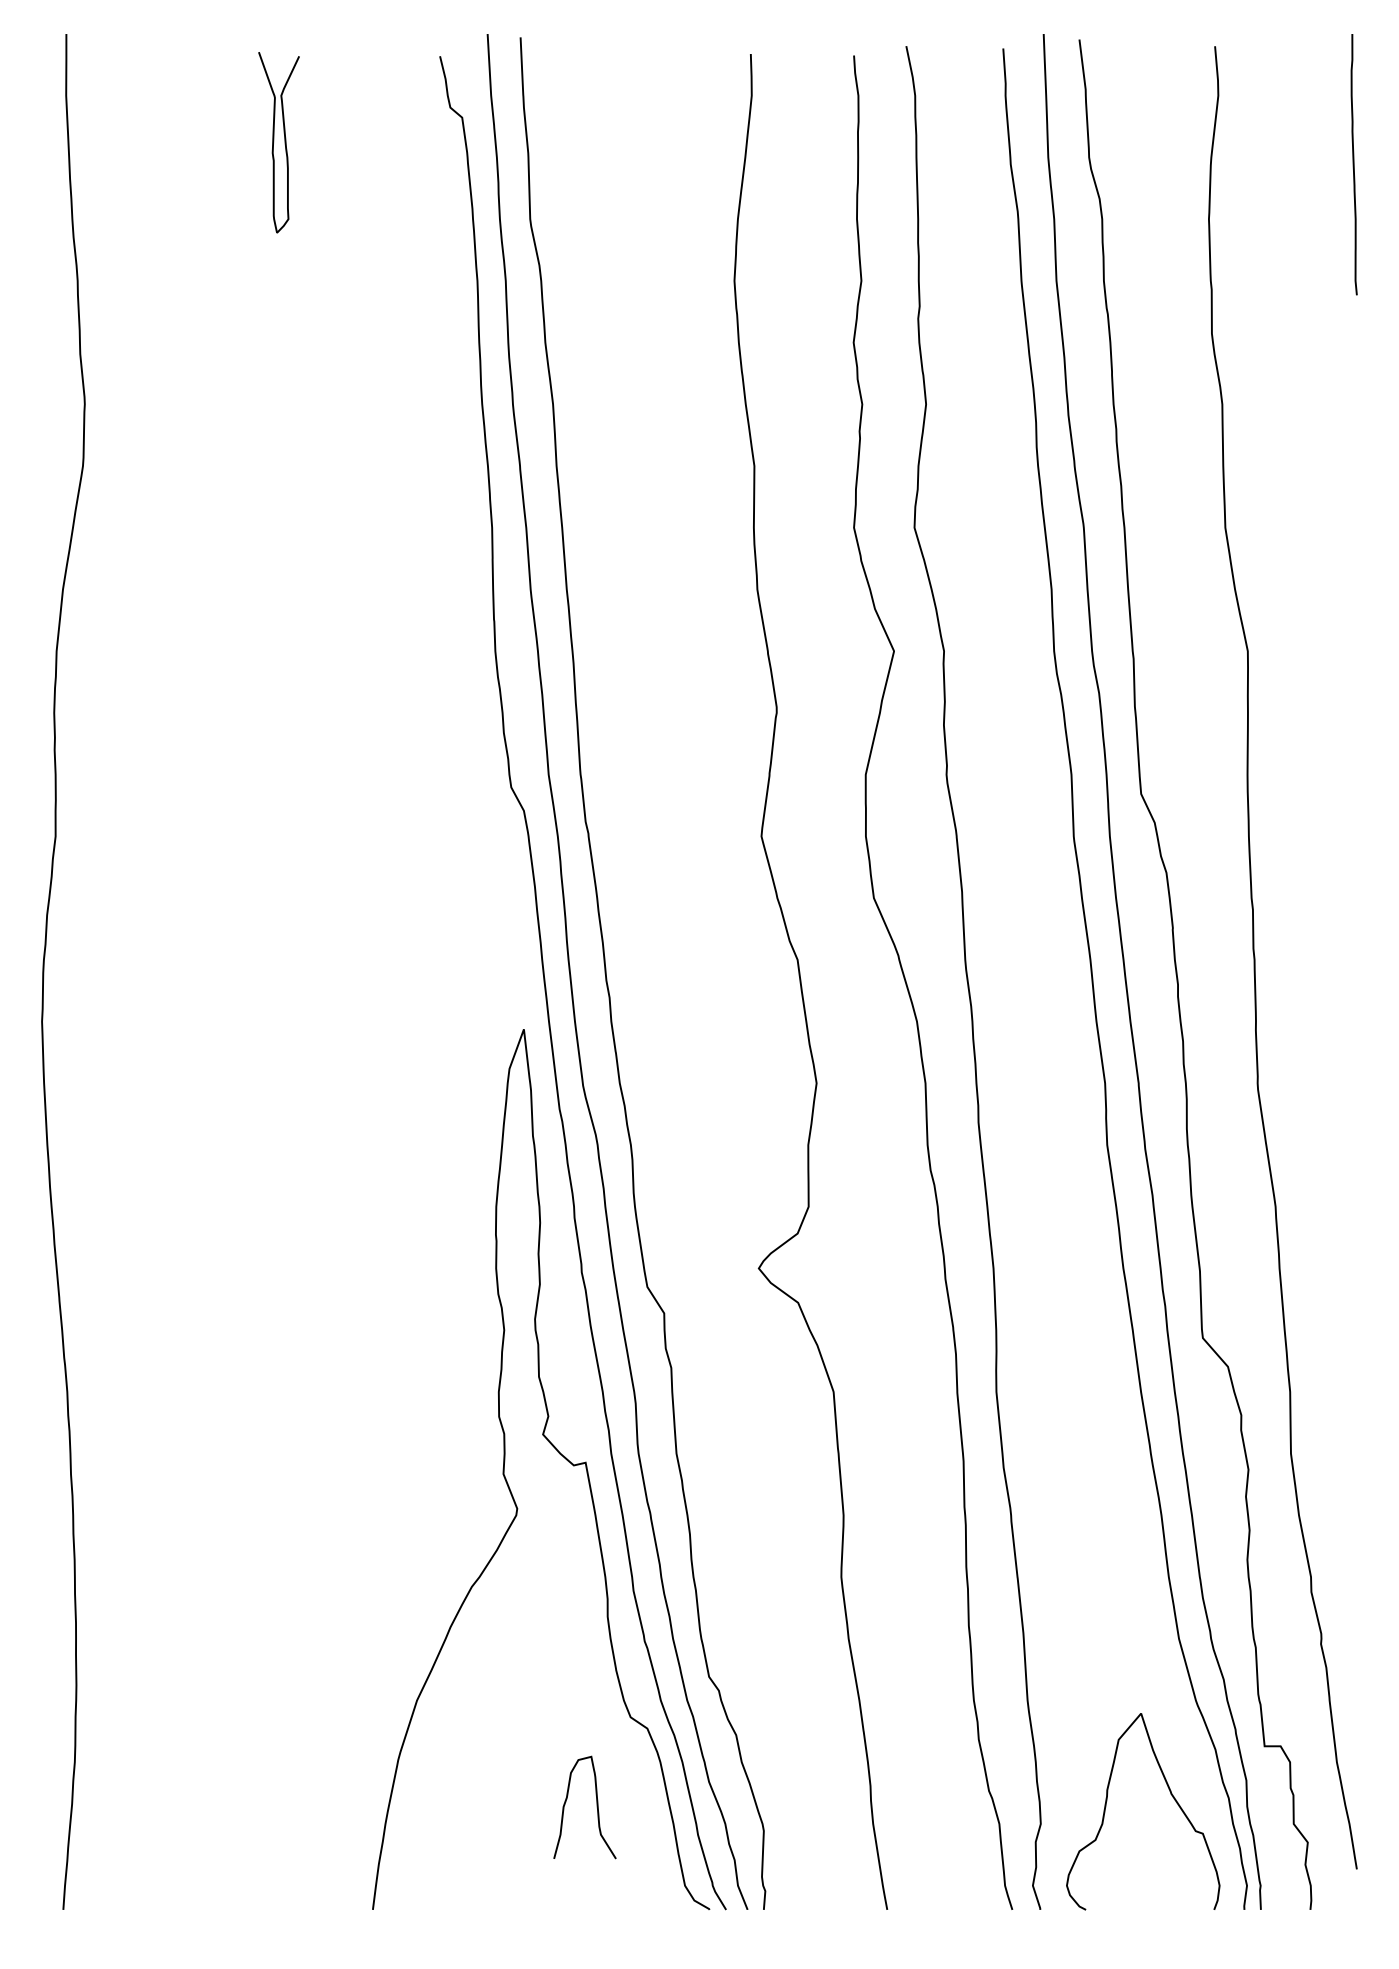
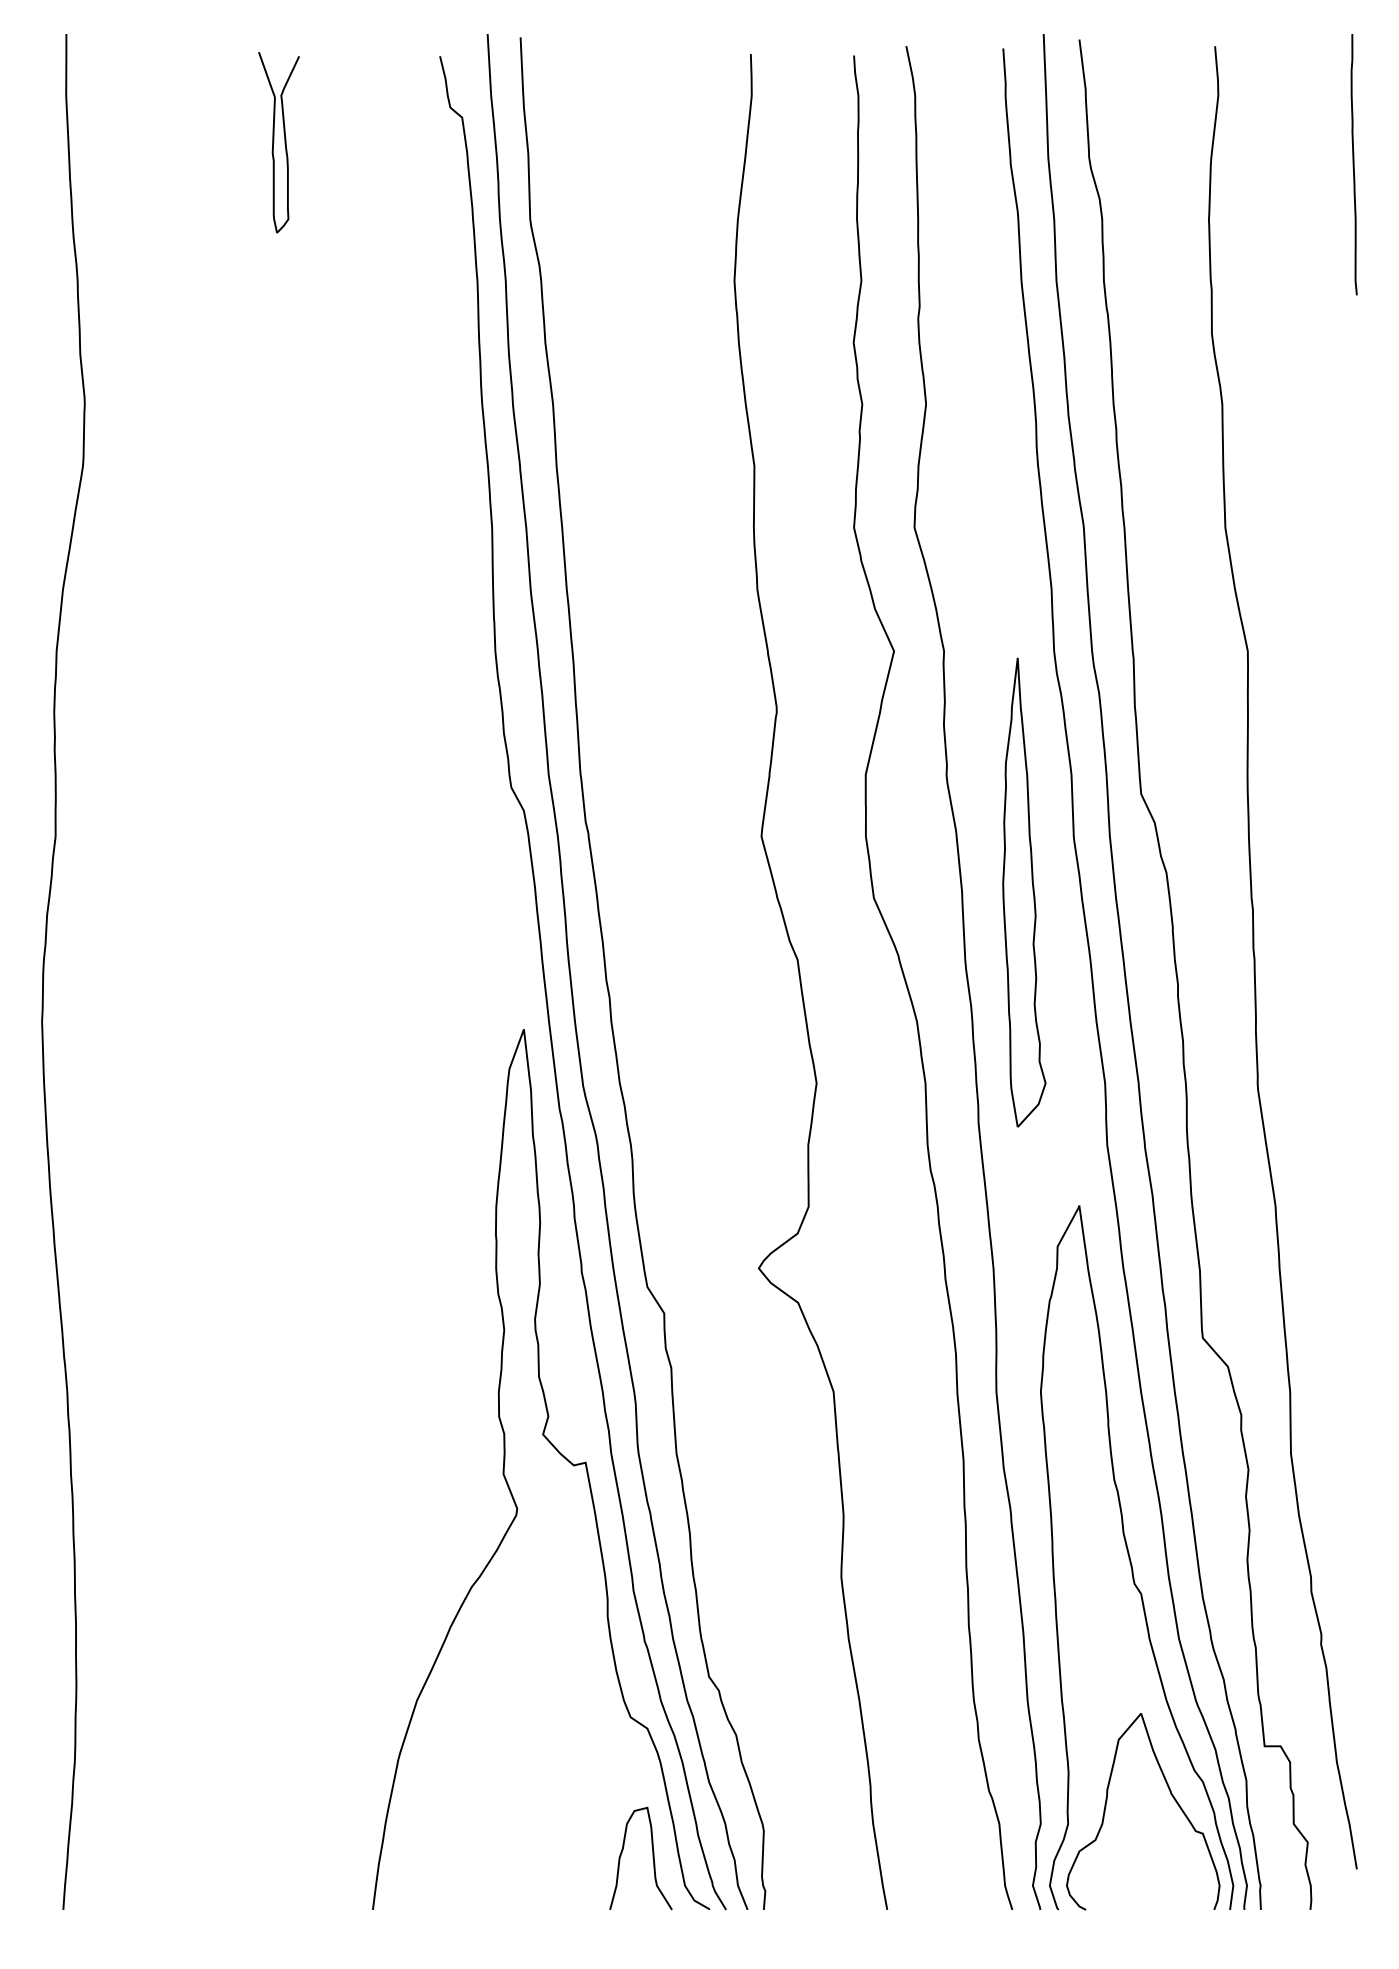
part: none -> present (1024, 892)
curve: none -> present (1131, 1560)
curve position: (596, 1807) -> (652, 1858) (652, 1858)
